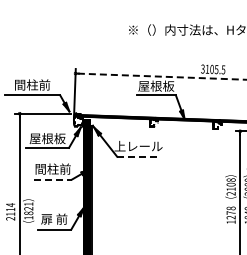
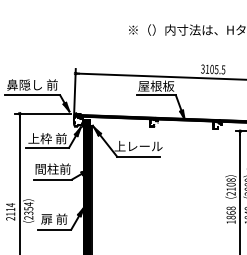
line: dashed -> solid (162, 76)
text: 間柱前 -> 鼻隠し 前 (32, 84)
text: 屋根板 -> 上枠 前 (47, 138)
line: dashed -> solid (139, 156)
line: dashed -> solid (53, 179)
text: 1821 -> 2354 (28, 210)
text: 1278 -> 1868 (230, 215)
